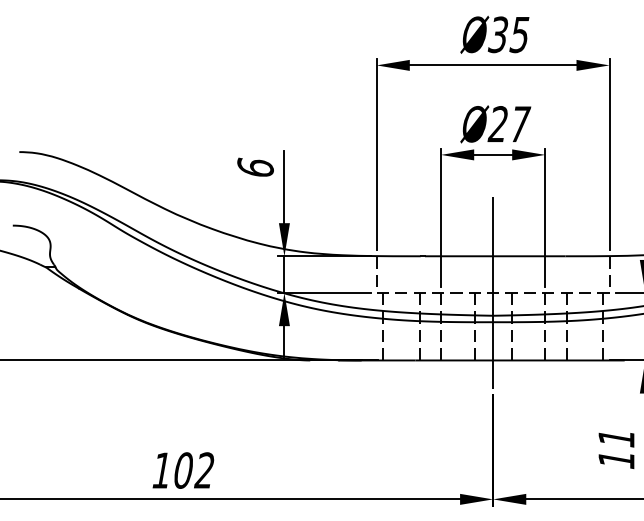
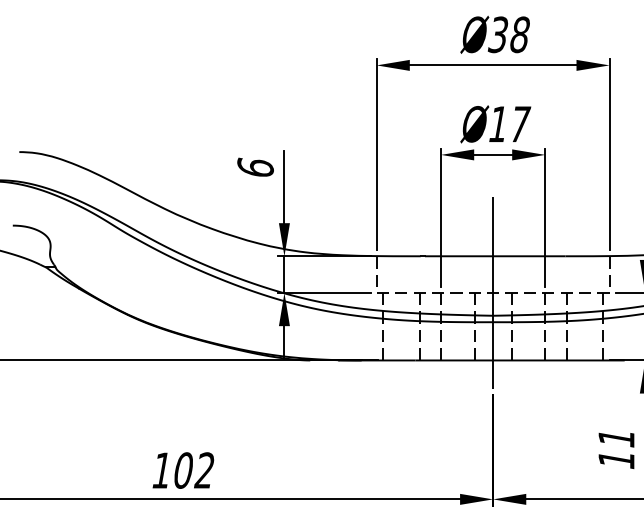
text: Ø35 -> Ø38 (519, 34)
text: Ø27 -> Ø17 (497, 124)
